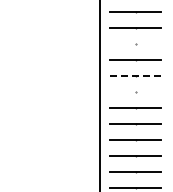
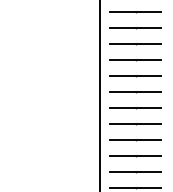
line: none -> present (135, 43)
line: dashed -> solid (135, 75)
line: none -> present (135, 91)
